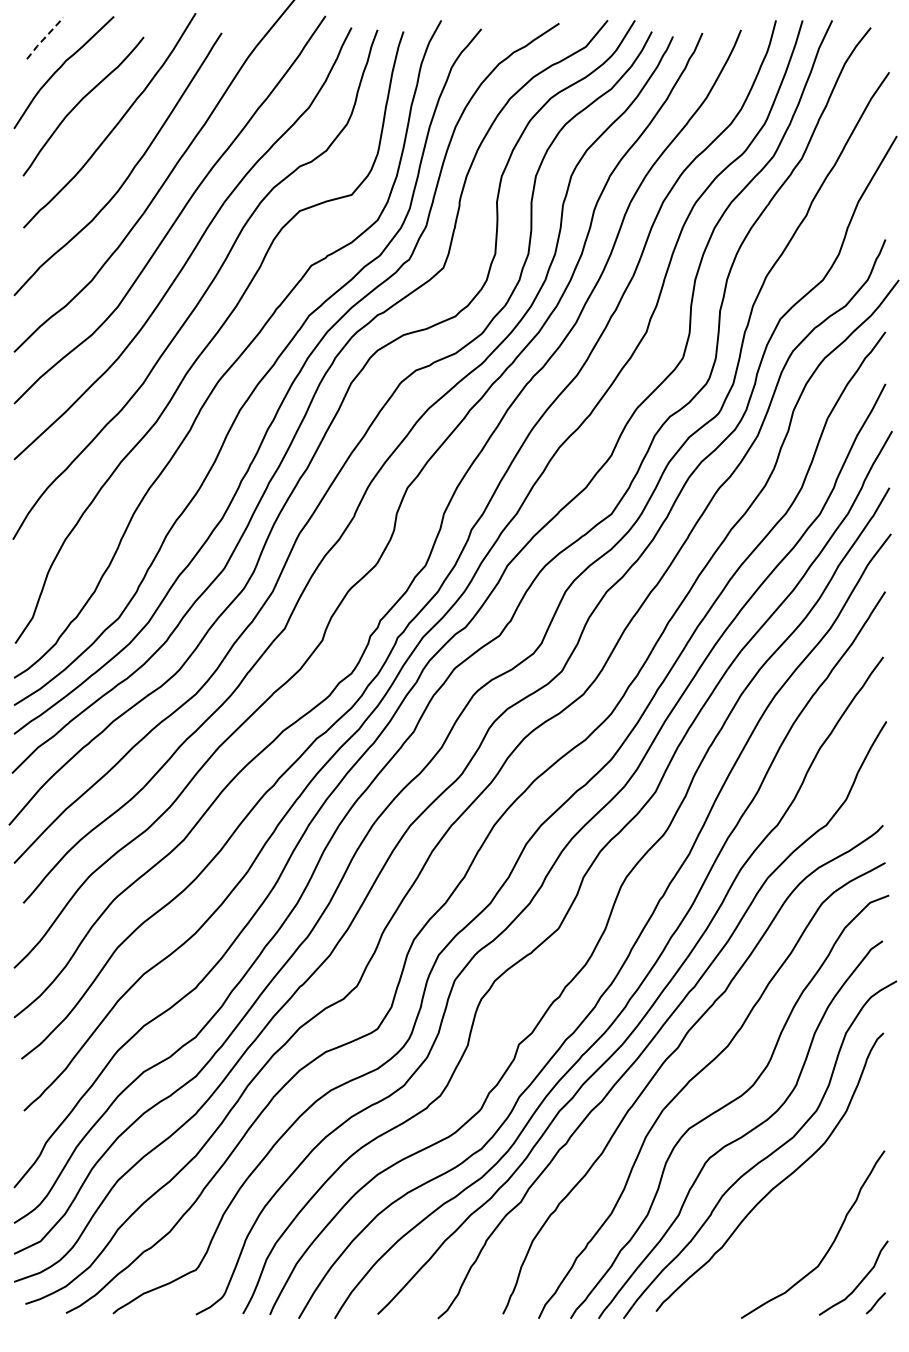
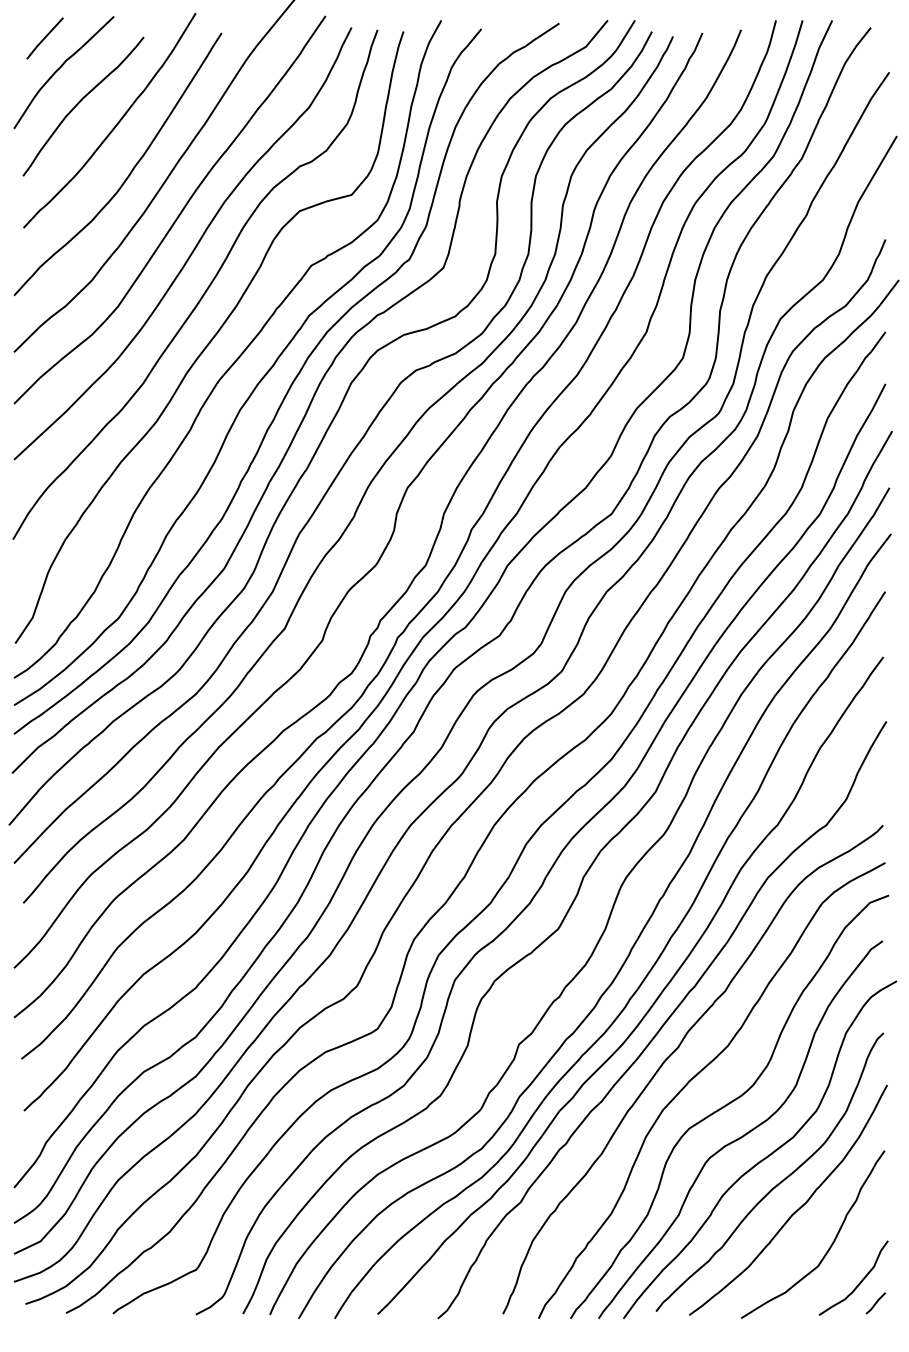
line: dashed -> solid (44, 38)
curve: none -> present (795, 1210)
